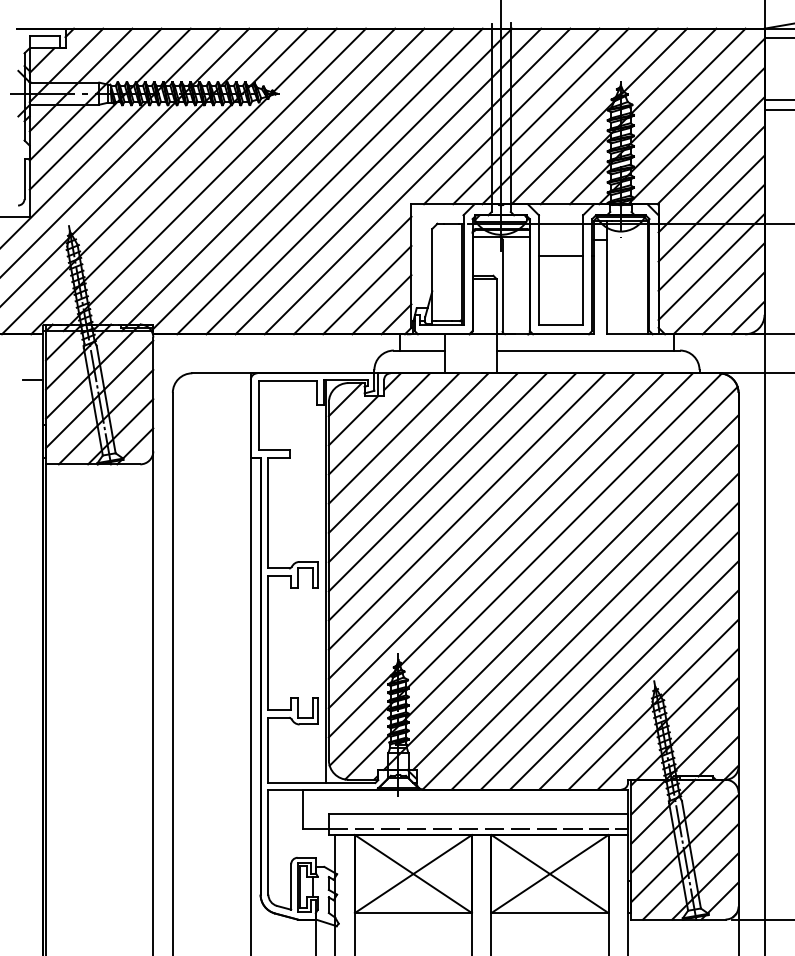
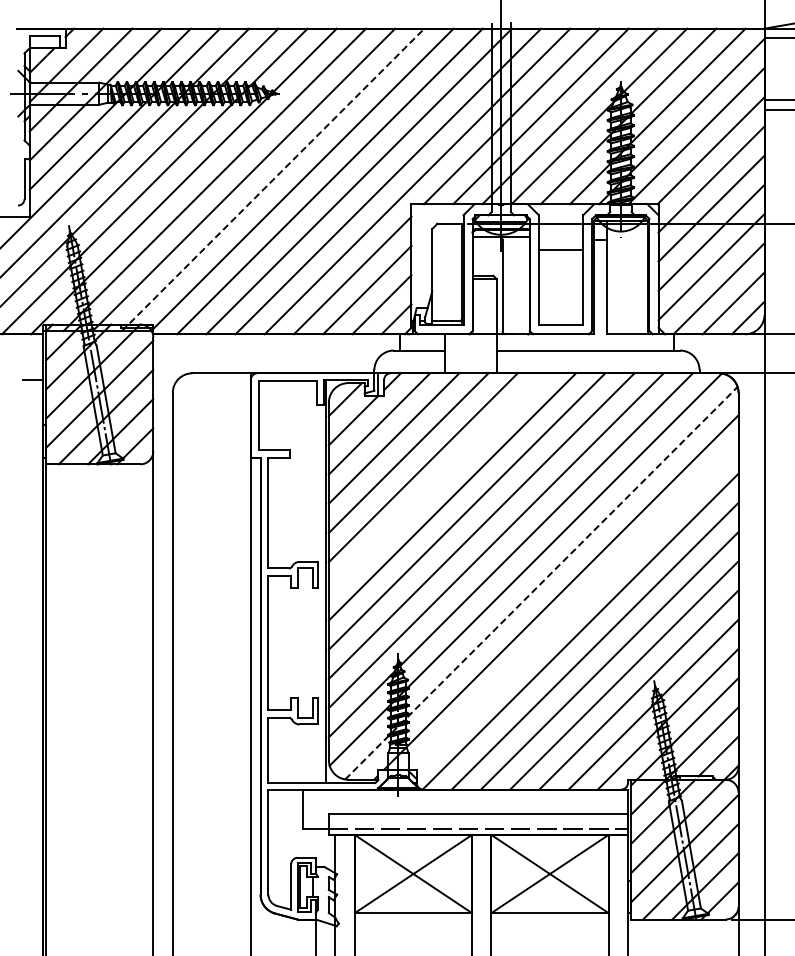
line: solid -> dashed (273, 179)
line position: (560, 256) -> (560, 250) (560, 250)
line: present -> none (437, 482)
line: solid -> dashed (541, 583)
line: present -> none (575, 606)
